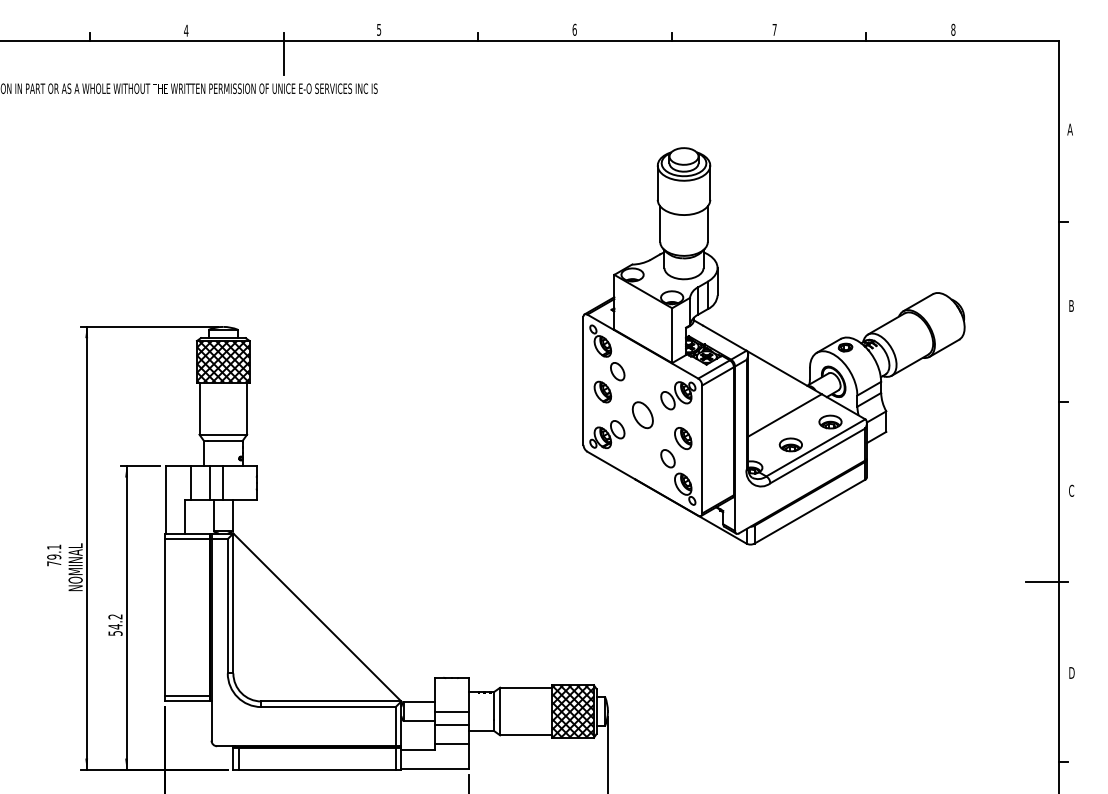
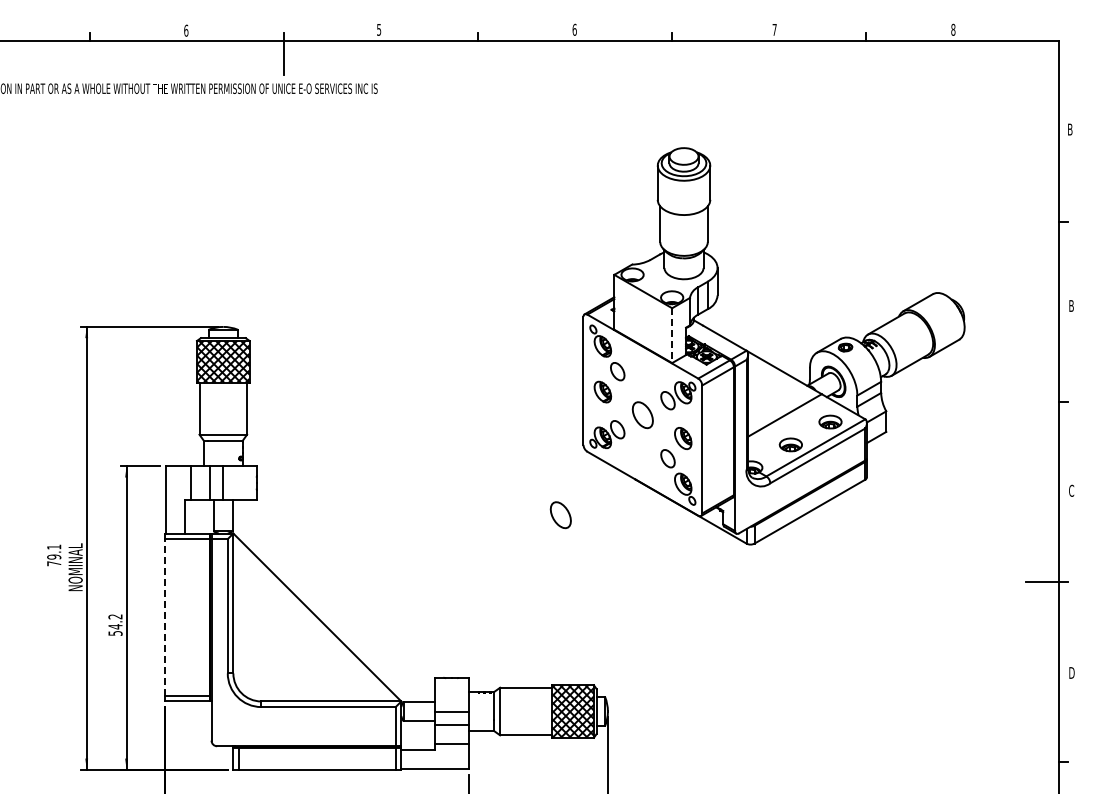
text: 4 -> 6 (186, 30)
text: A -> B (1069, 129)
line: solid -> dashed (672, 336)
part: none -> present (560, 515)
line: solid -> dashed (165, 616)
